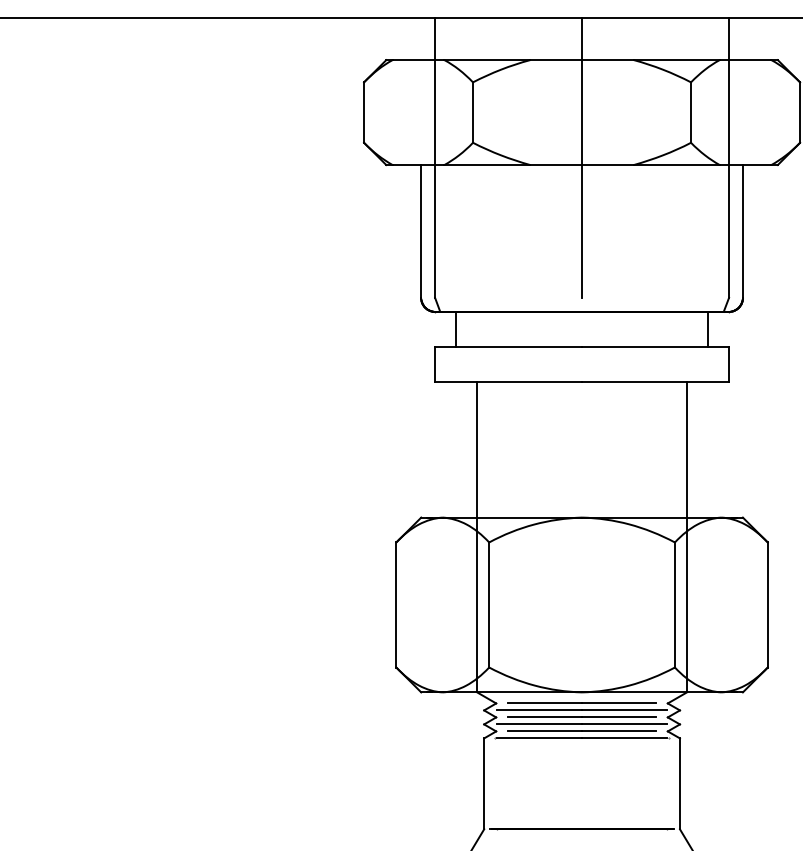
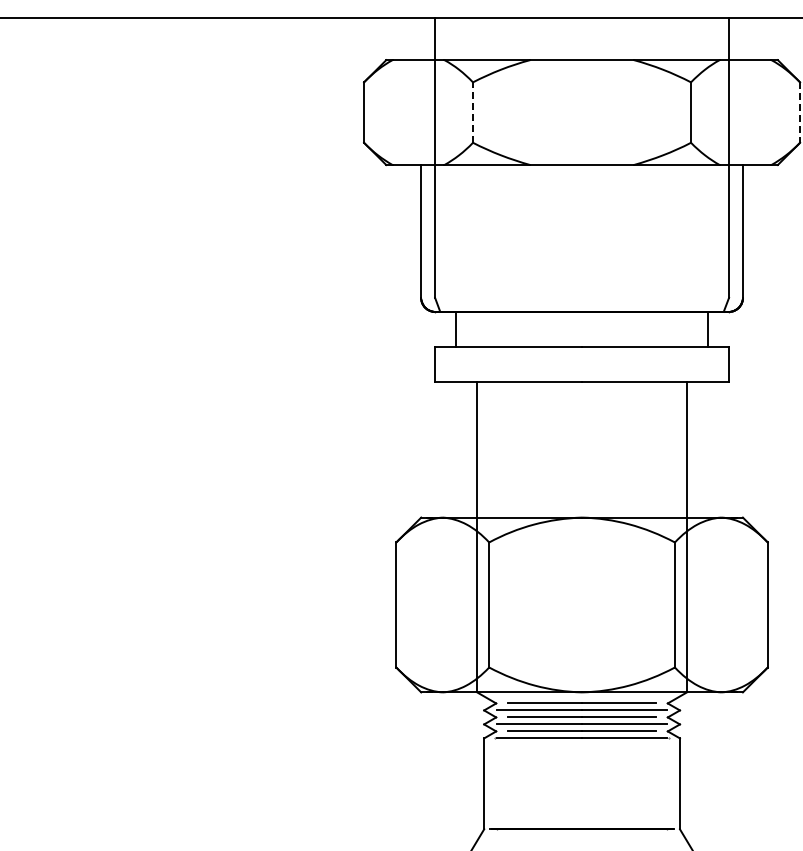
line: solid -> dashed (473, 112)
line: solid -> dashed (800, 113)
line: present -> none (582, 157)
